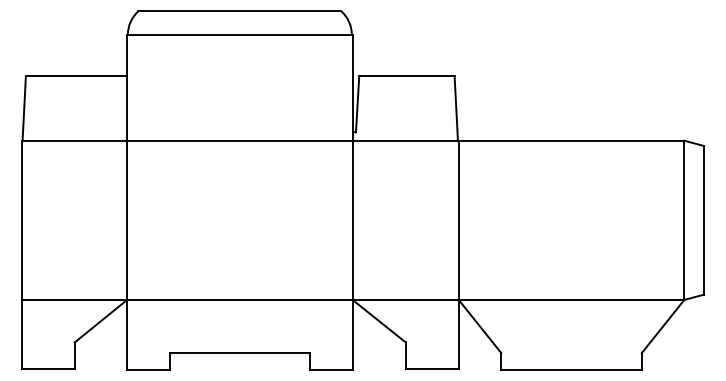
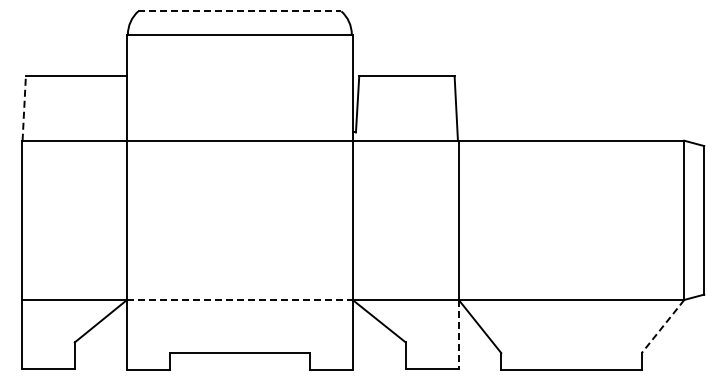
line: solid -> dashed (239, 11)
line: solid -> dashed (24, 107)
line: solid -> dashed (239, 299)
line: solid -> dashed (663, 326)
line: solid -> dashed (458, 334)
